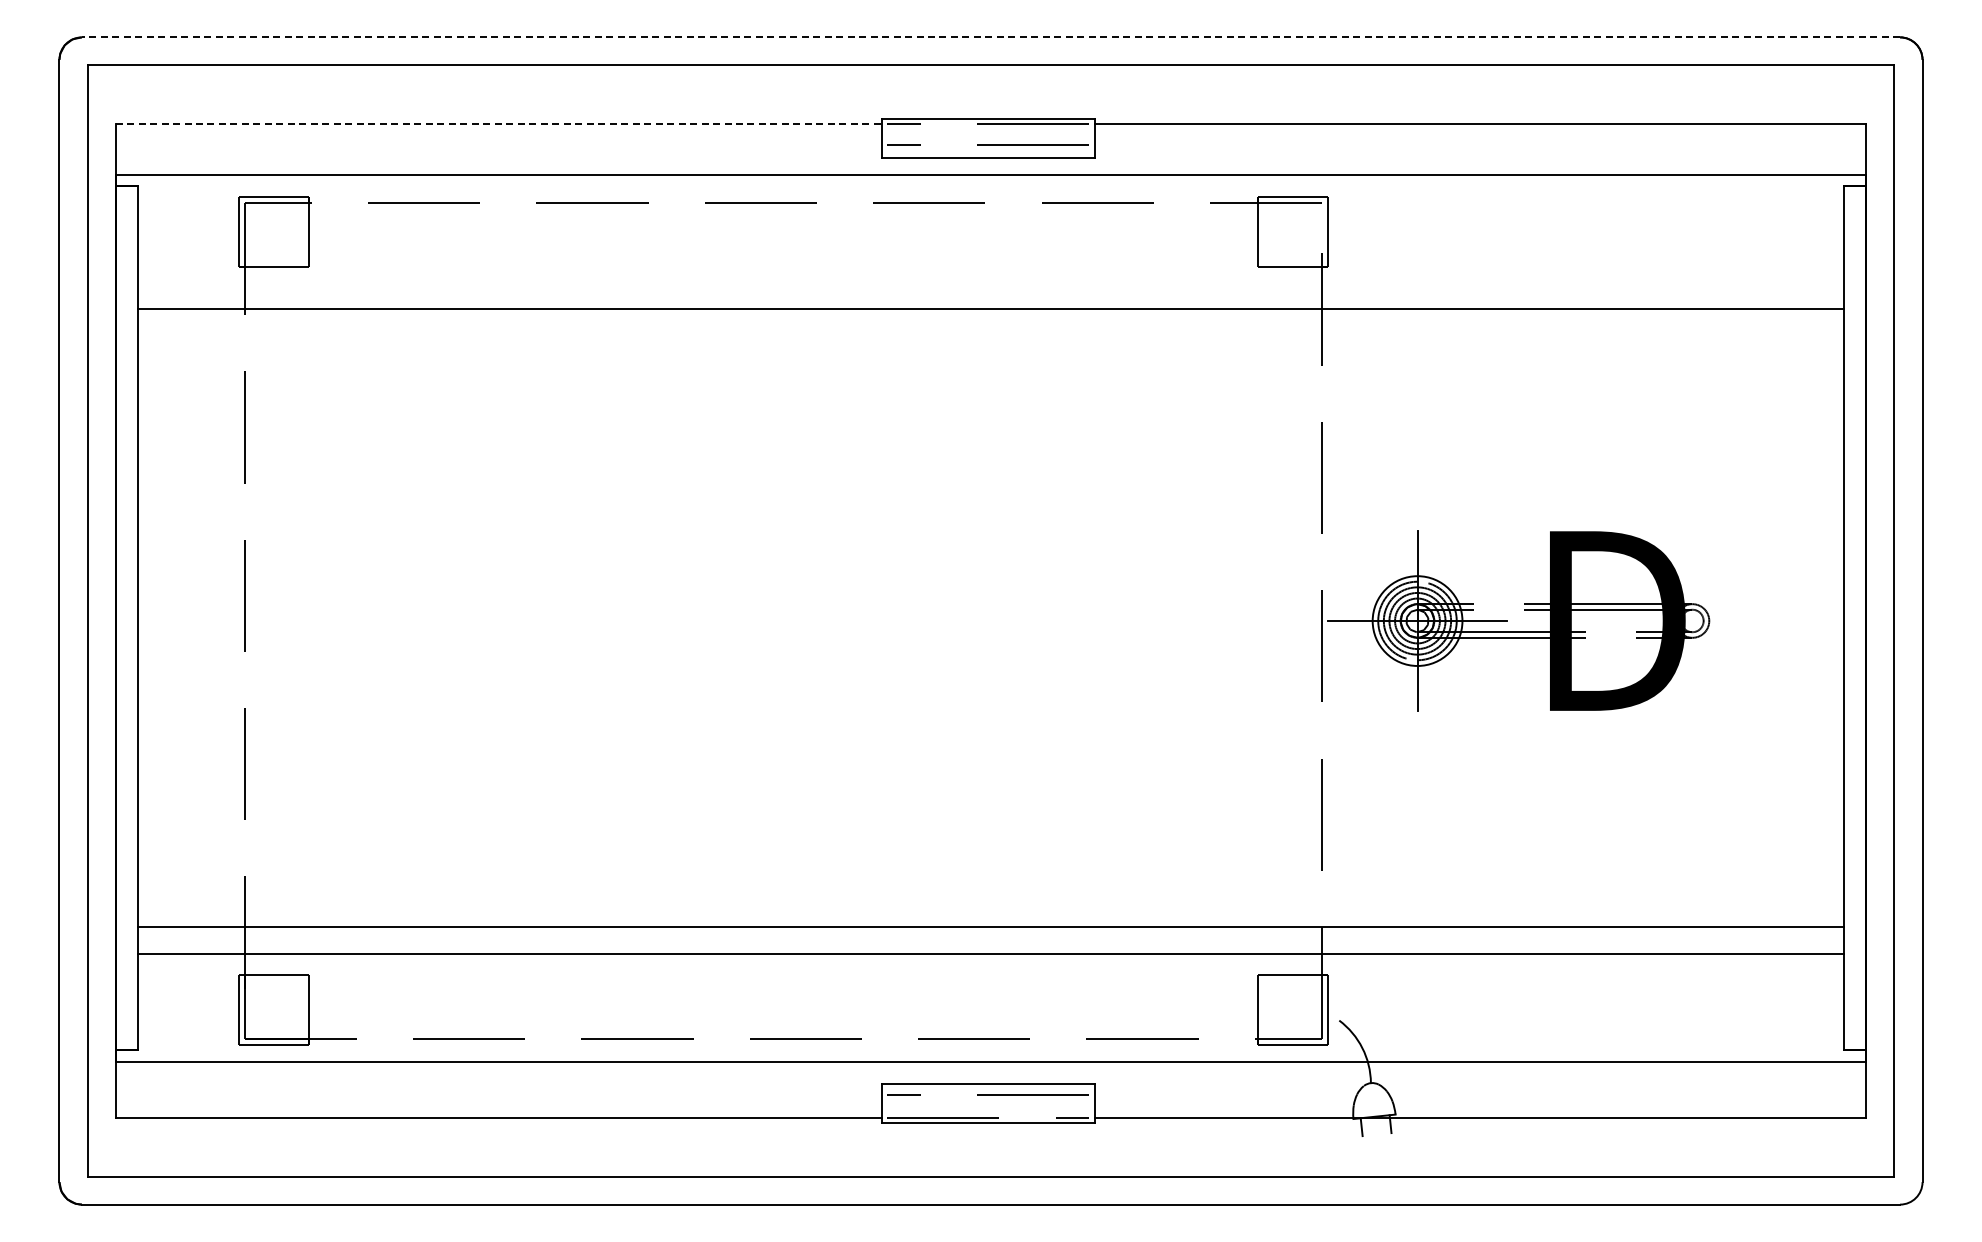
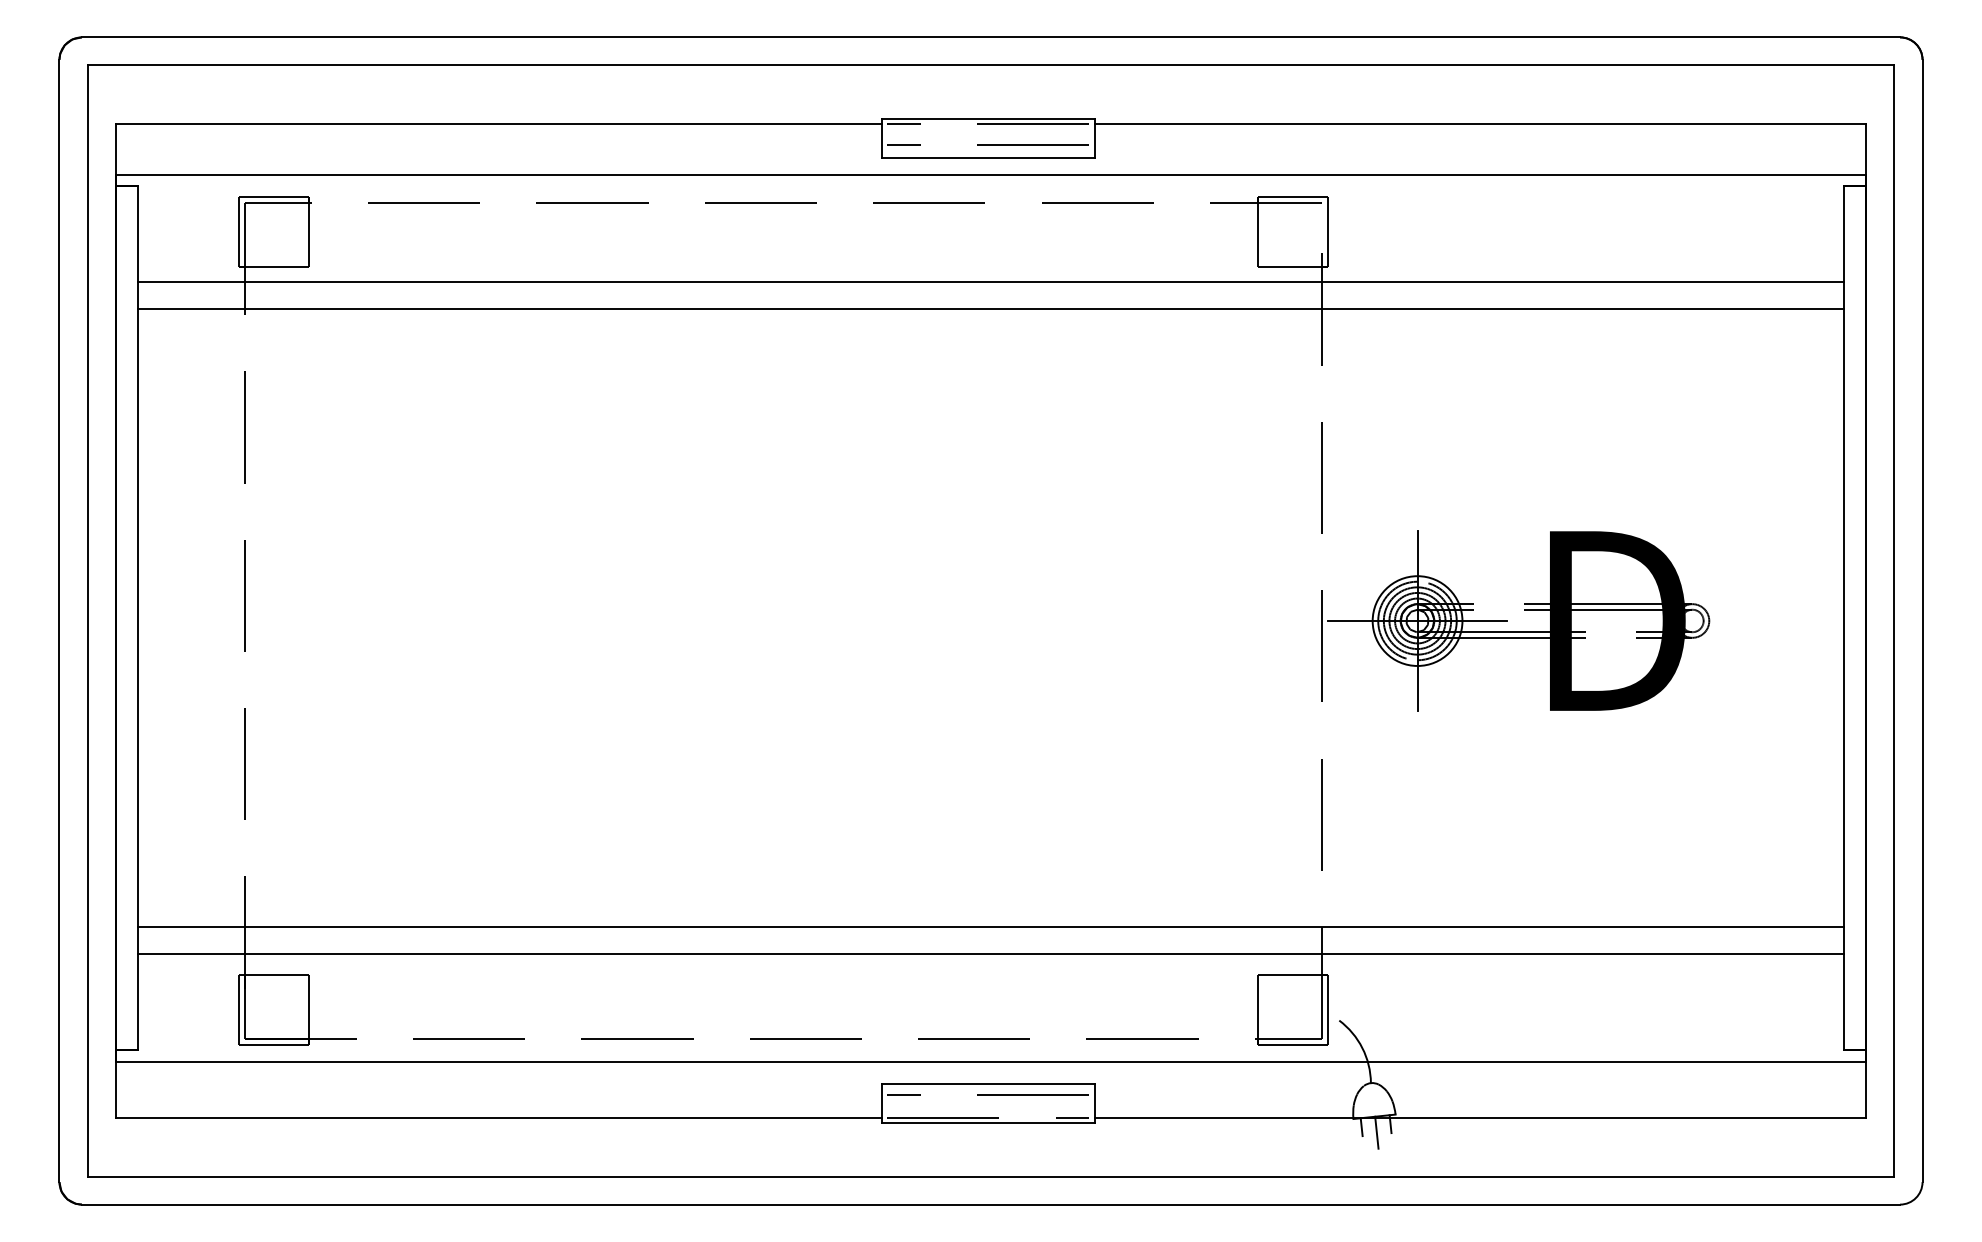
line: dashed -> solid (990, 37)
line: dashed -> solid (499, 124)
line: none -> present (990, 281)
line: none -> present (1376, 1132)
